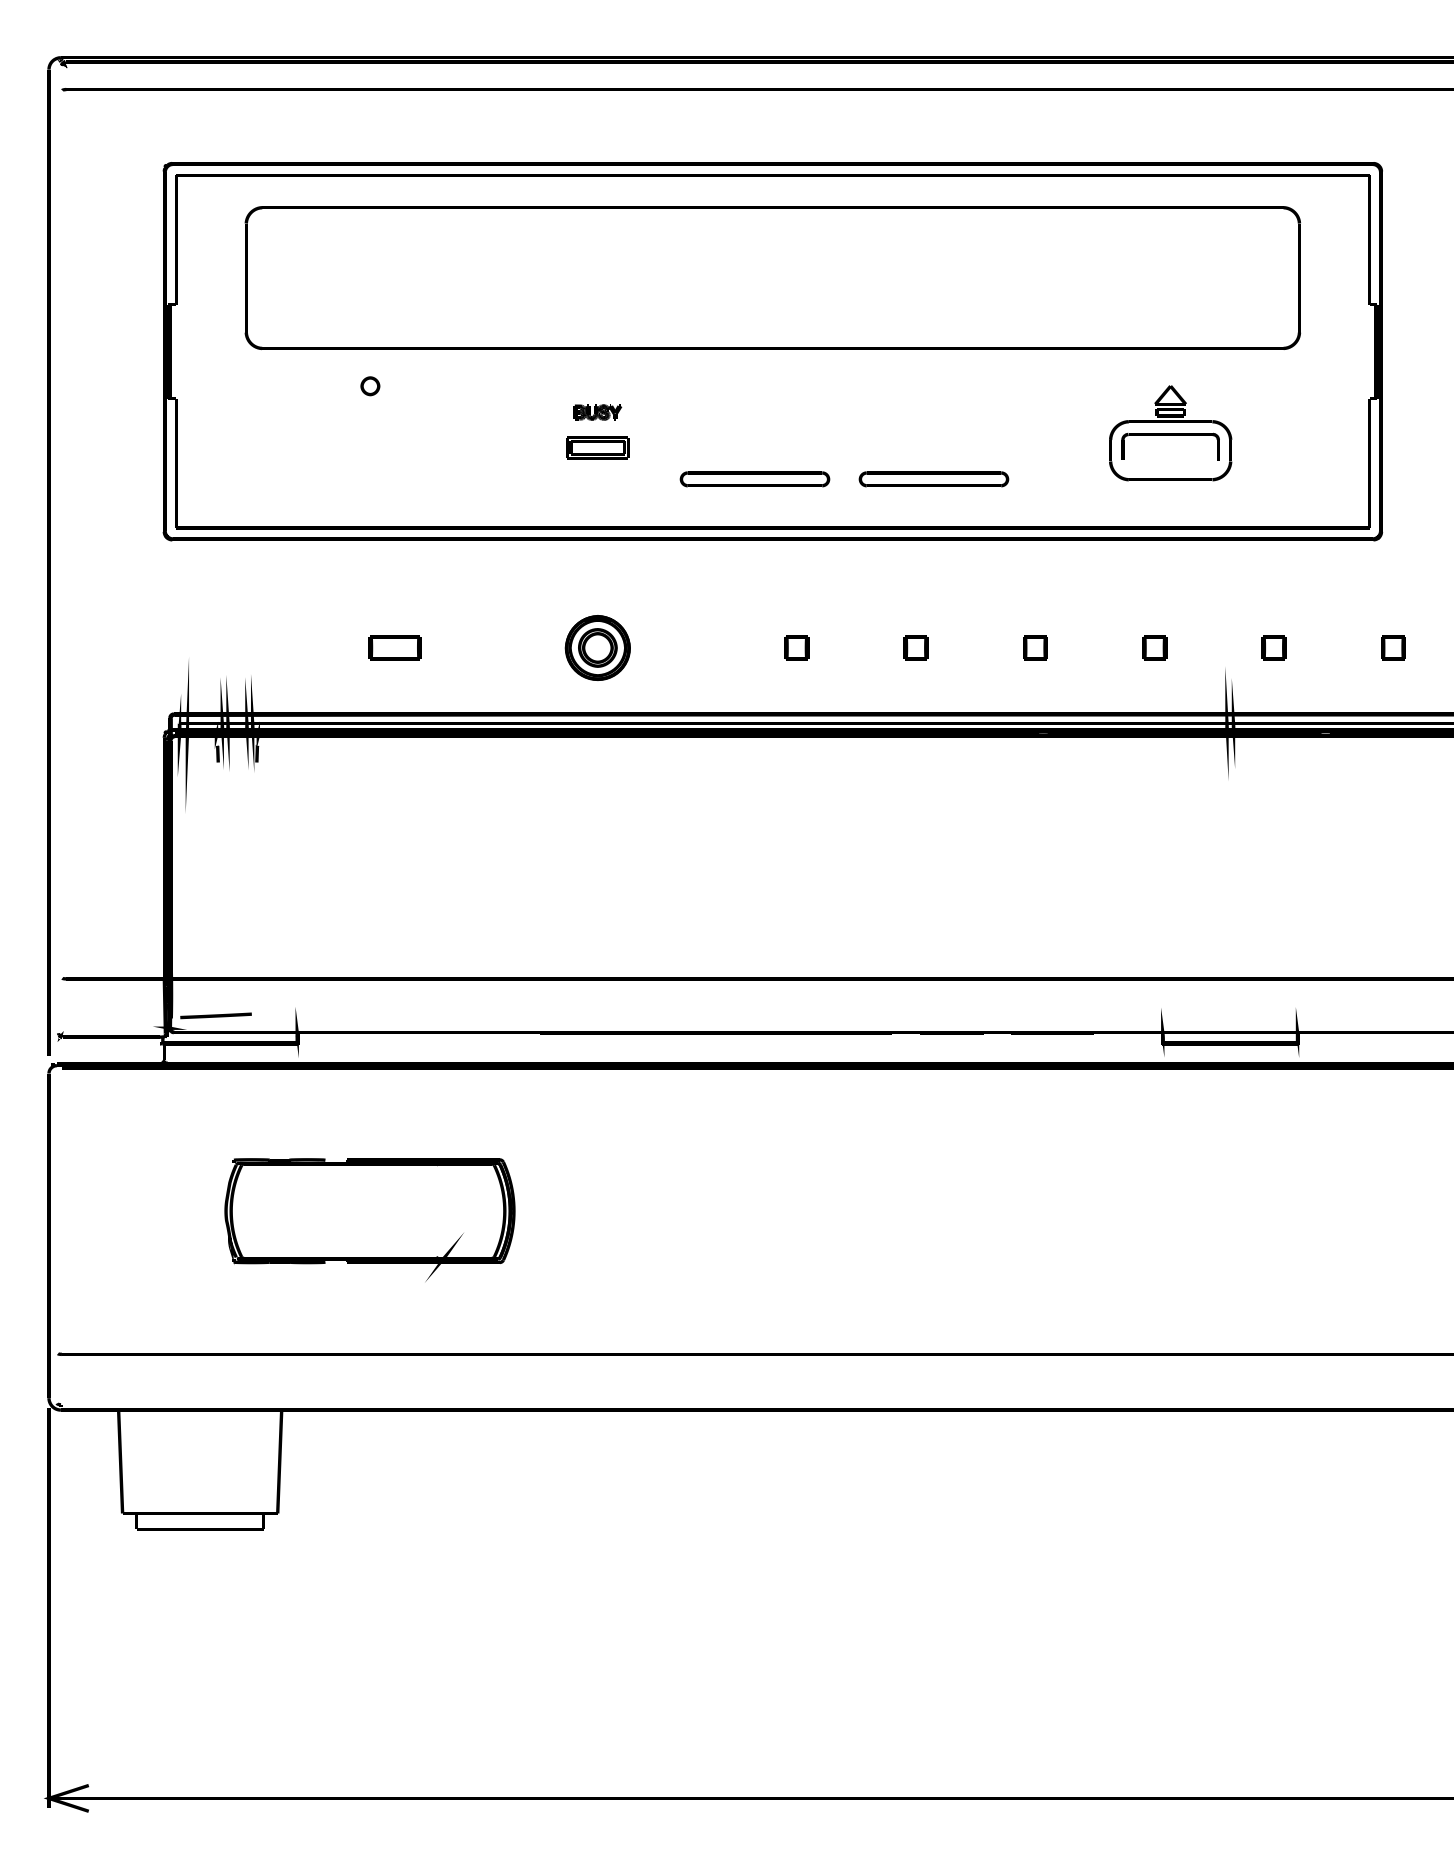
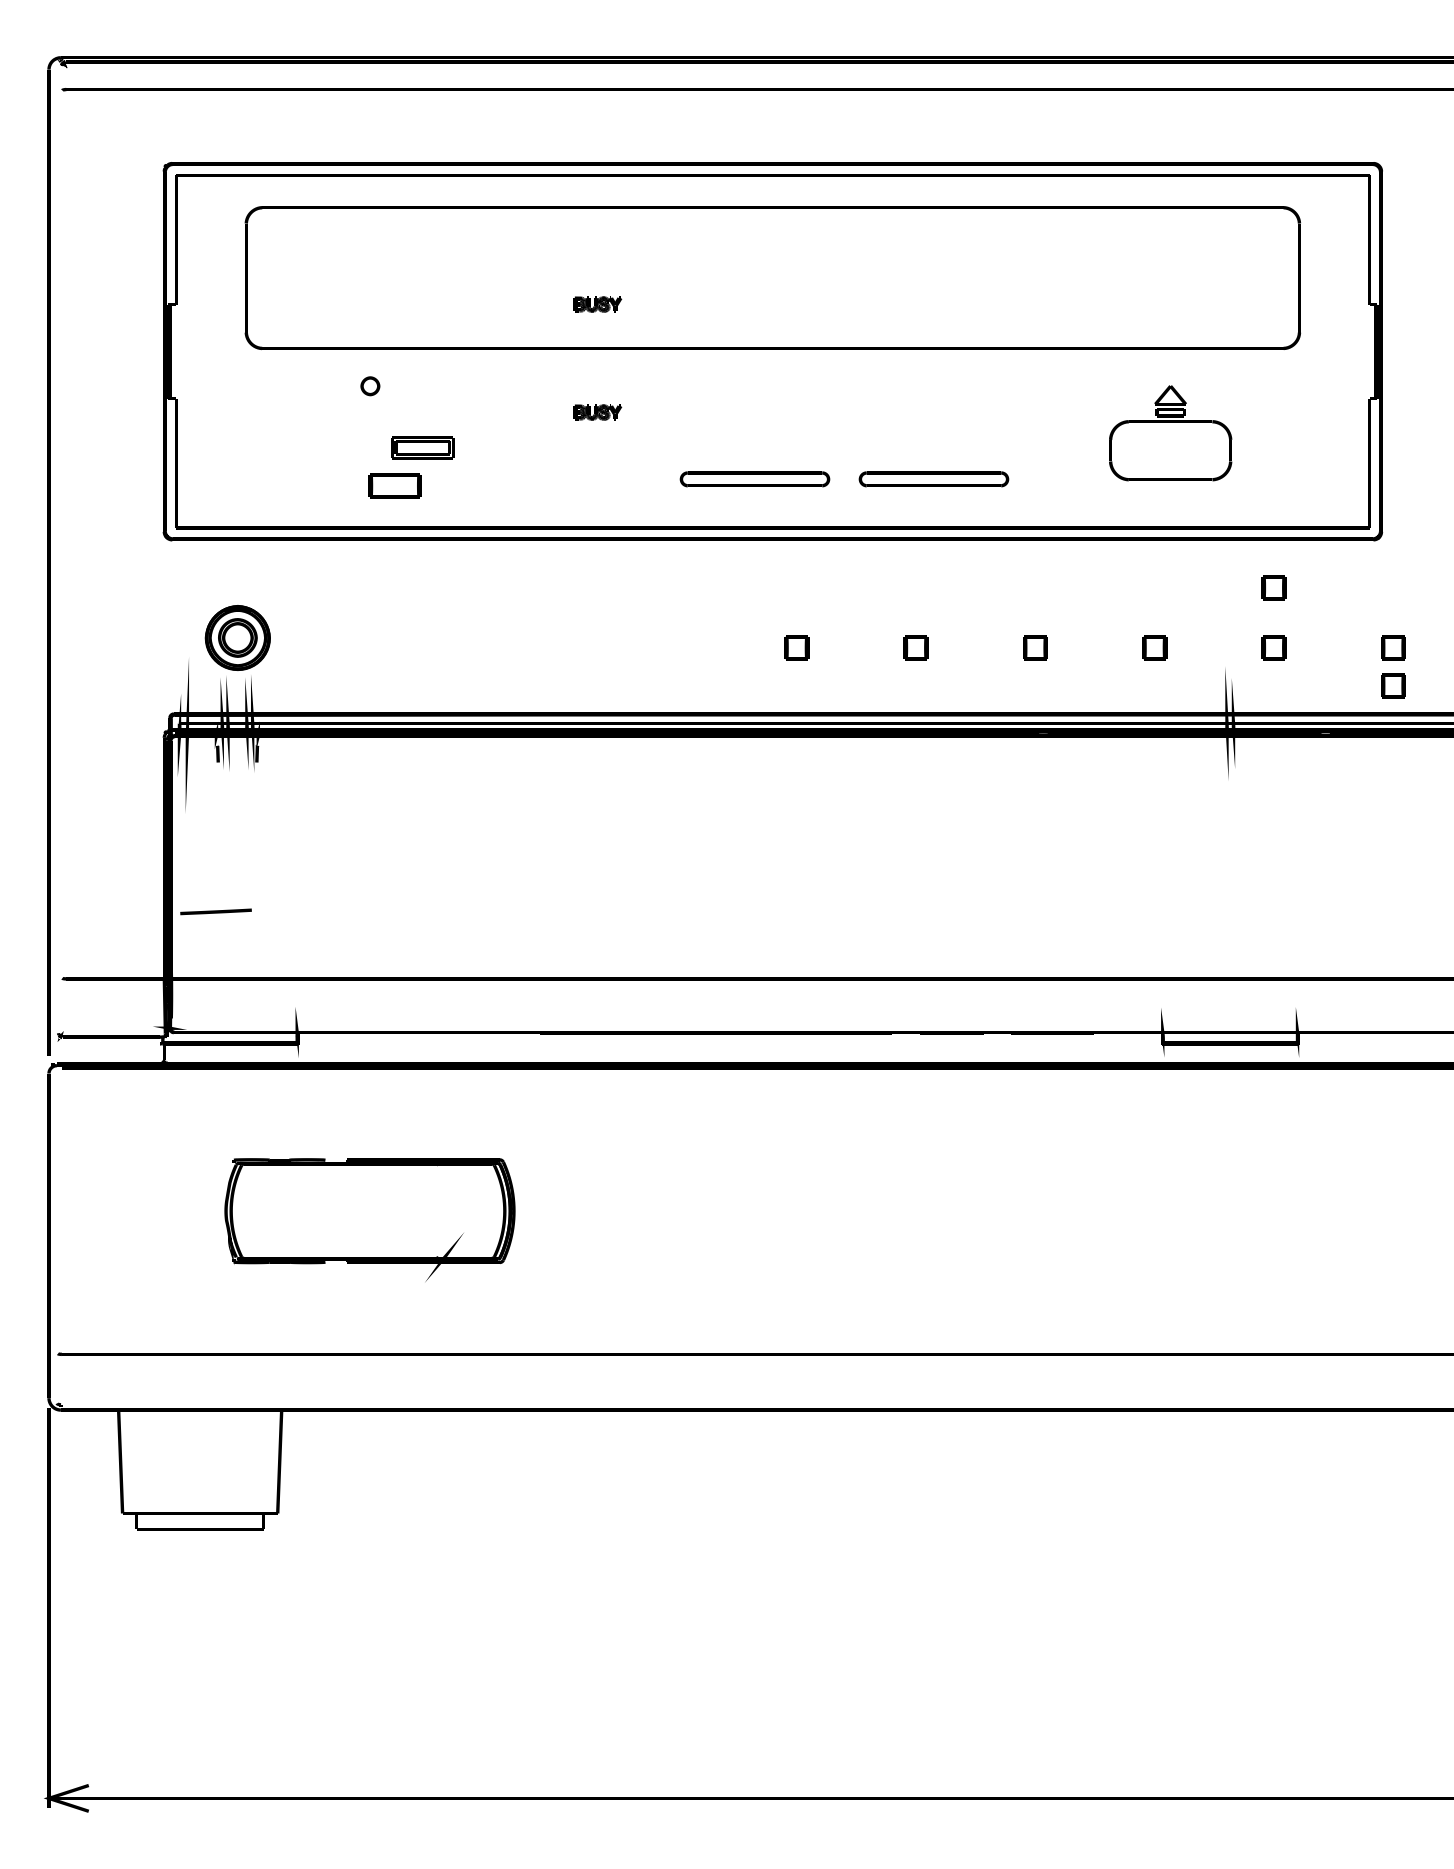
part: none -> present (597, 304)
part: present -> none (1170, 435)
part position: (597, 447) -> (422, 447) (422, 447)
part: none -> present (1273, 587)
part position: (394, 647) -> (394, 485) (394, 485)
part position: (597, 647) -> (237, 637) (237, 637)
part: none -> present (1393, 685)
line position: (215, 1015) -> (215, 911) (215, 911)
